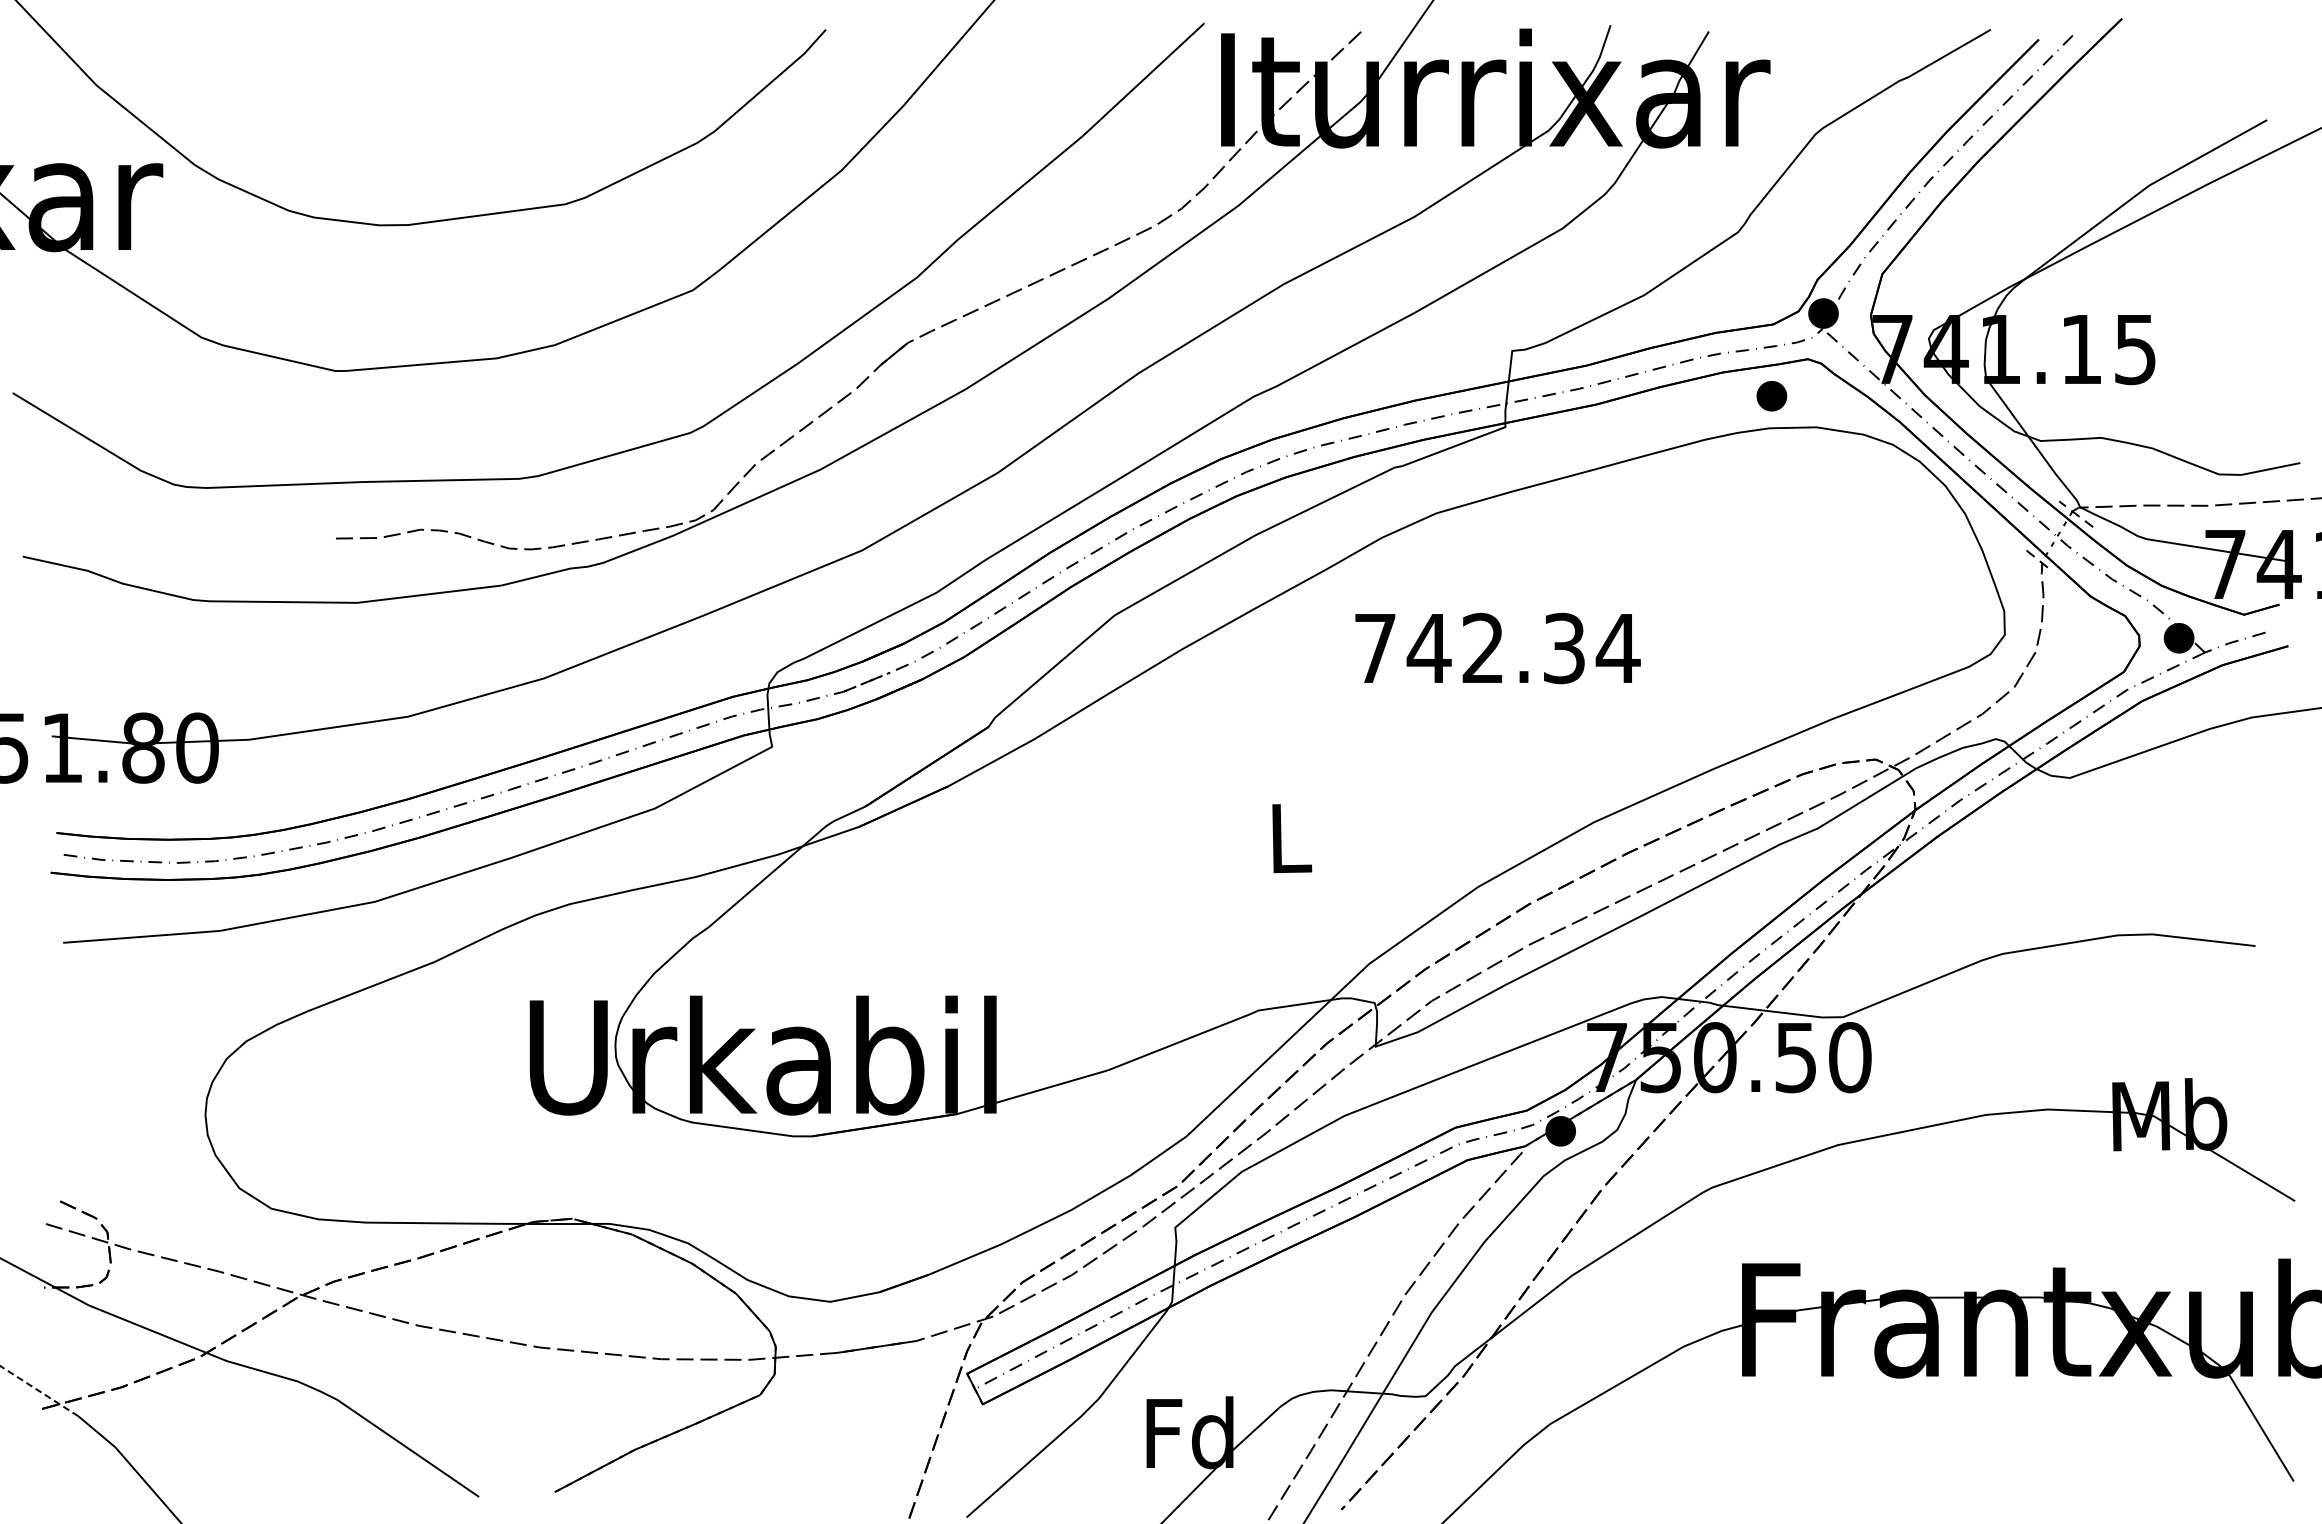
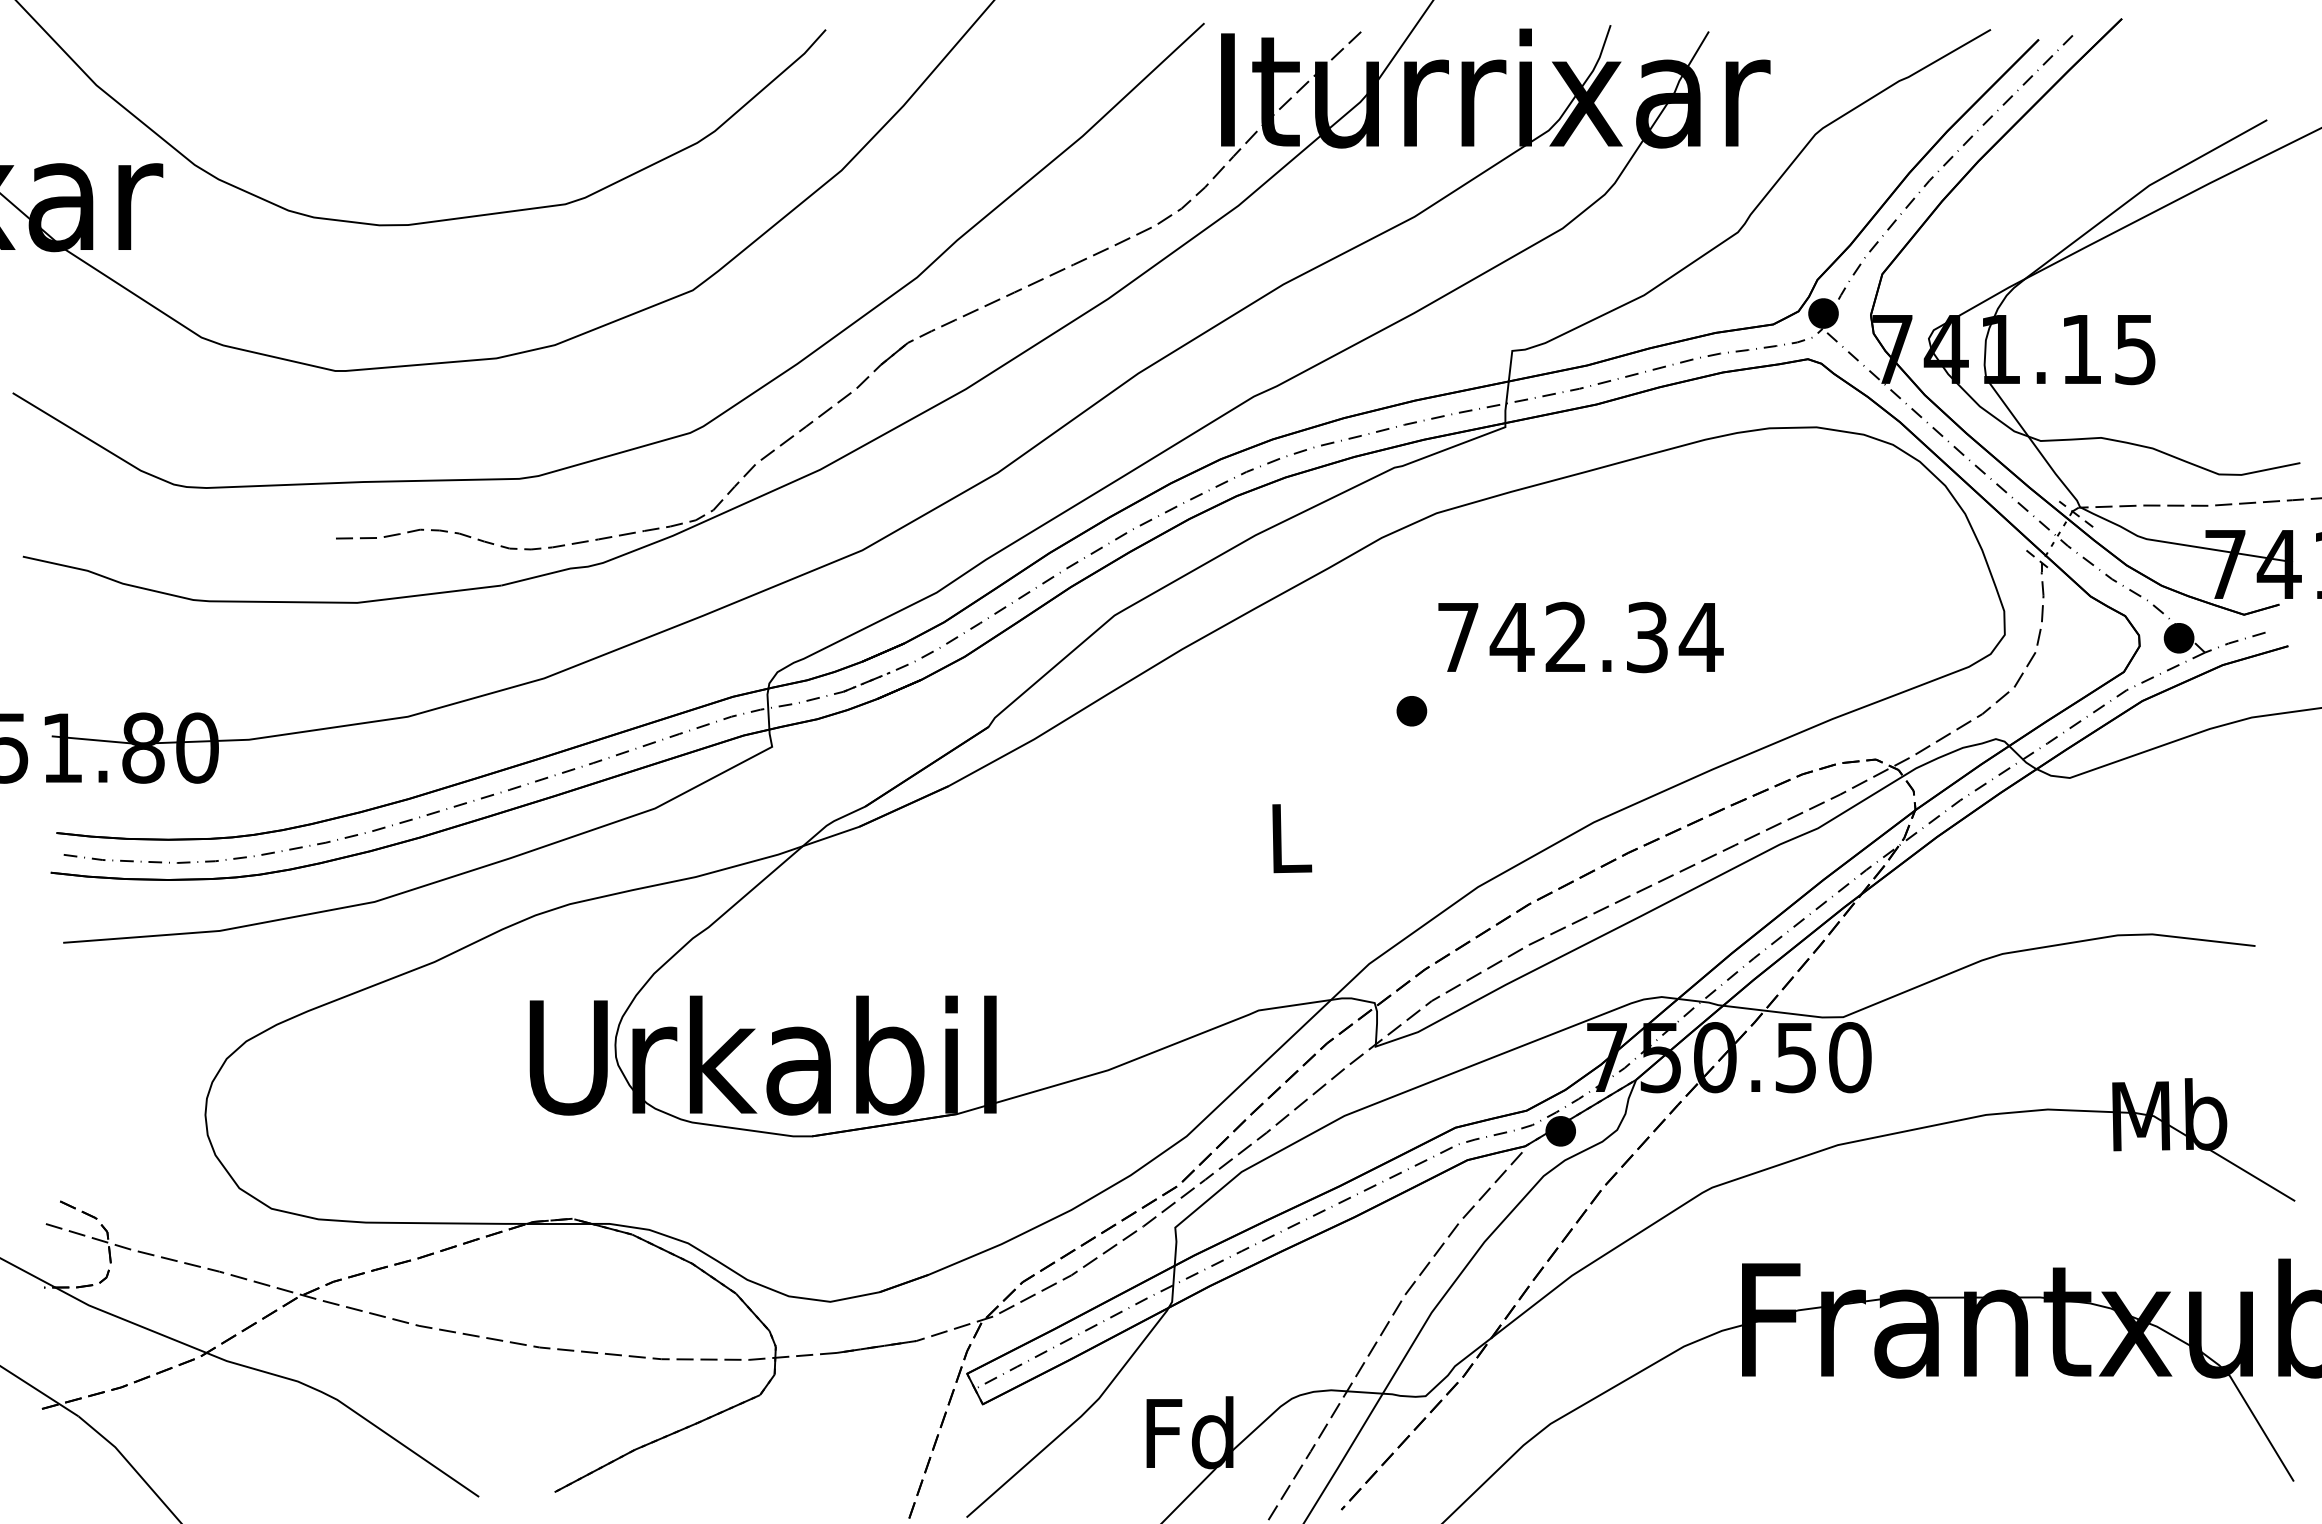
part position: (1771, 396) -> (1411, 711) (1411, 711)
text position: (1497, 648) -> (1580, 637) (1580, 637)
line: dashed -> solid (39, 1391)
